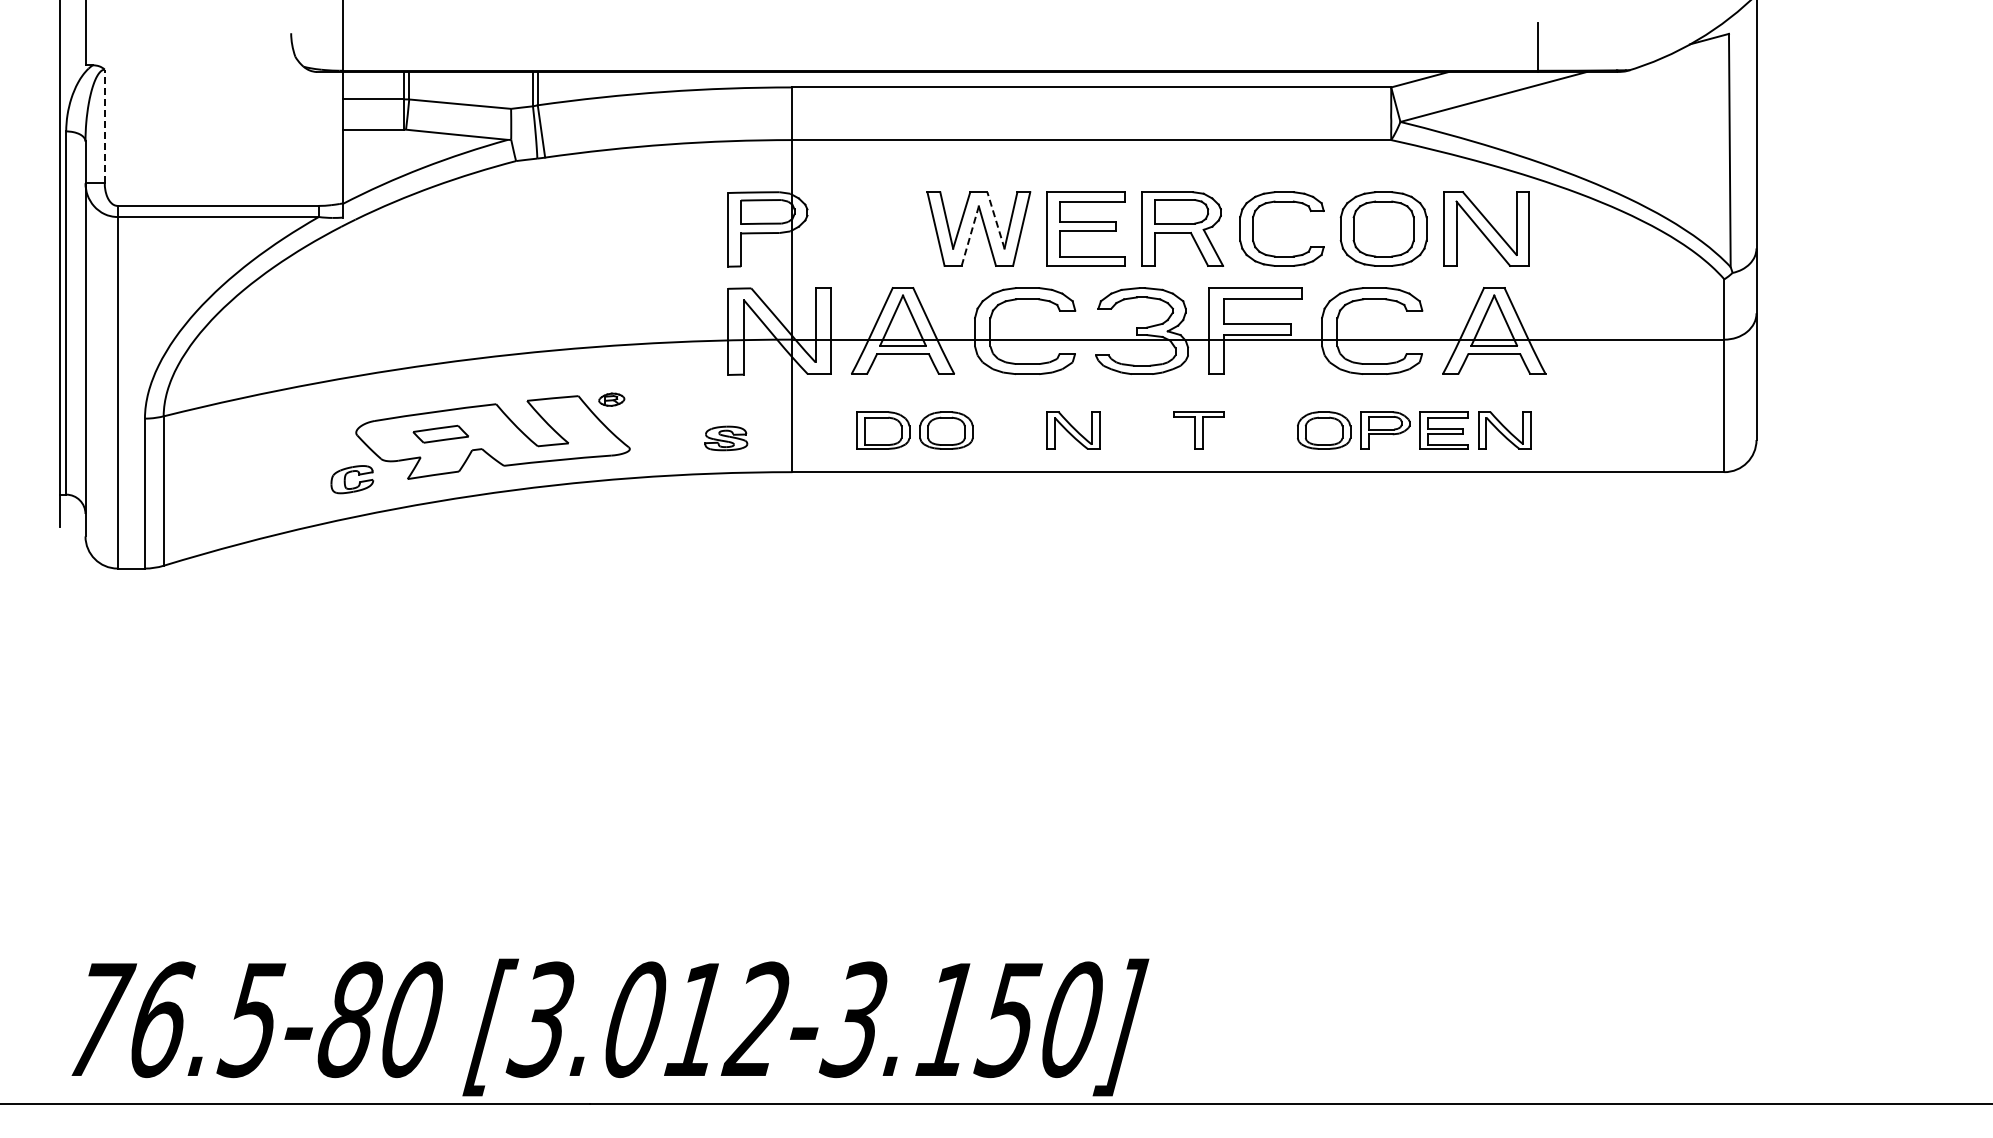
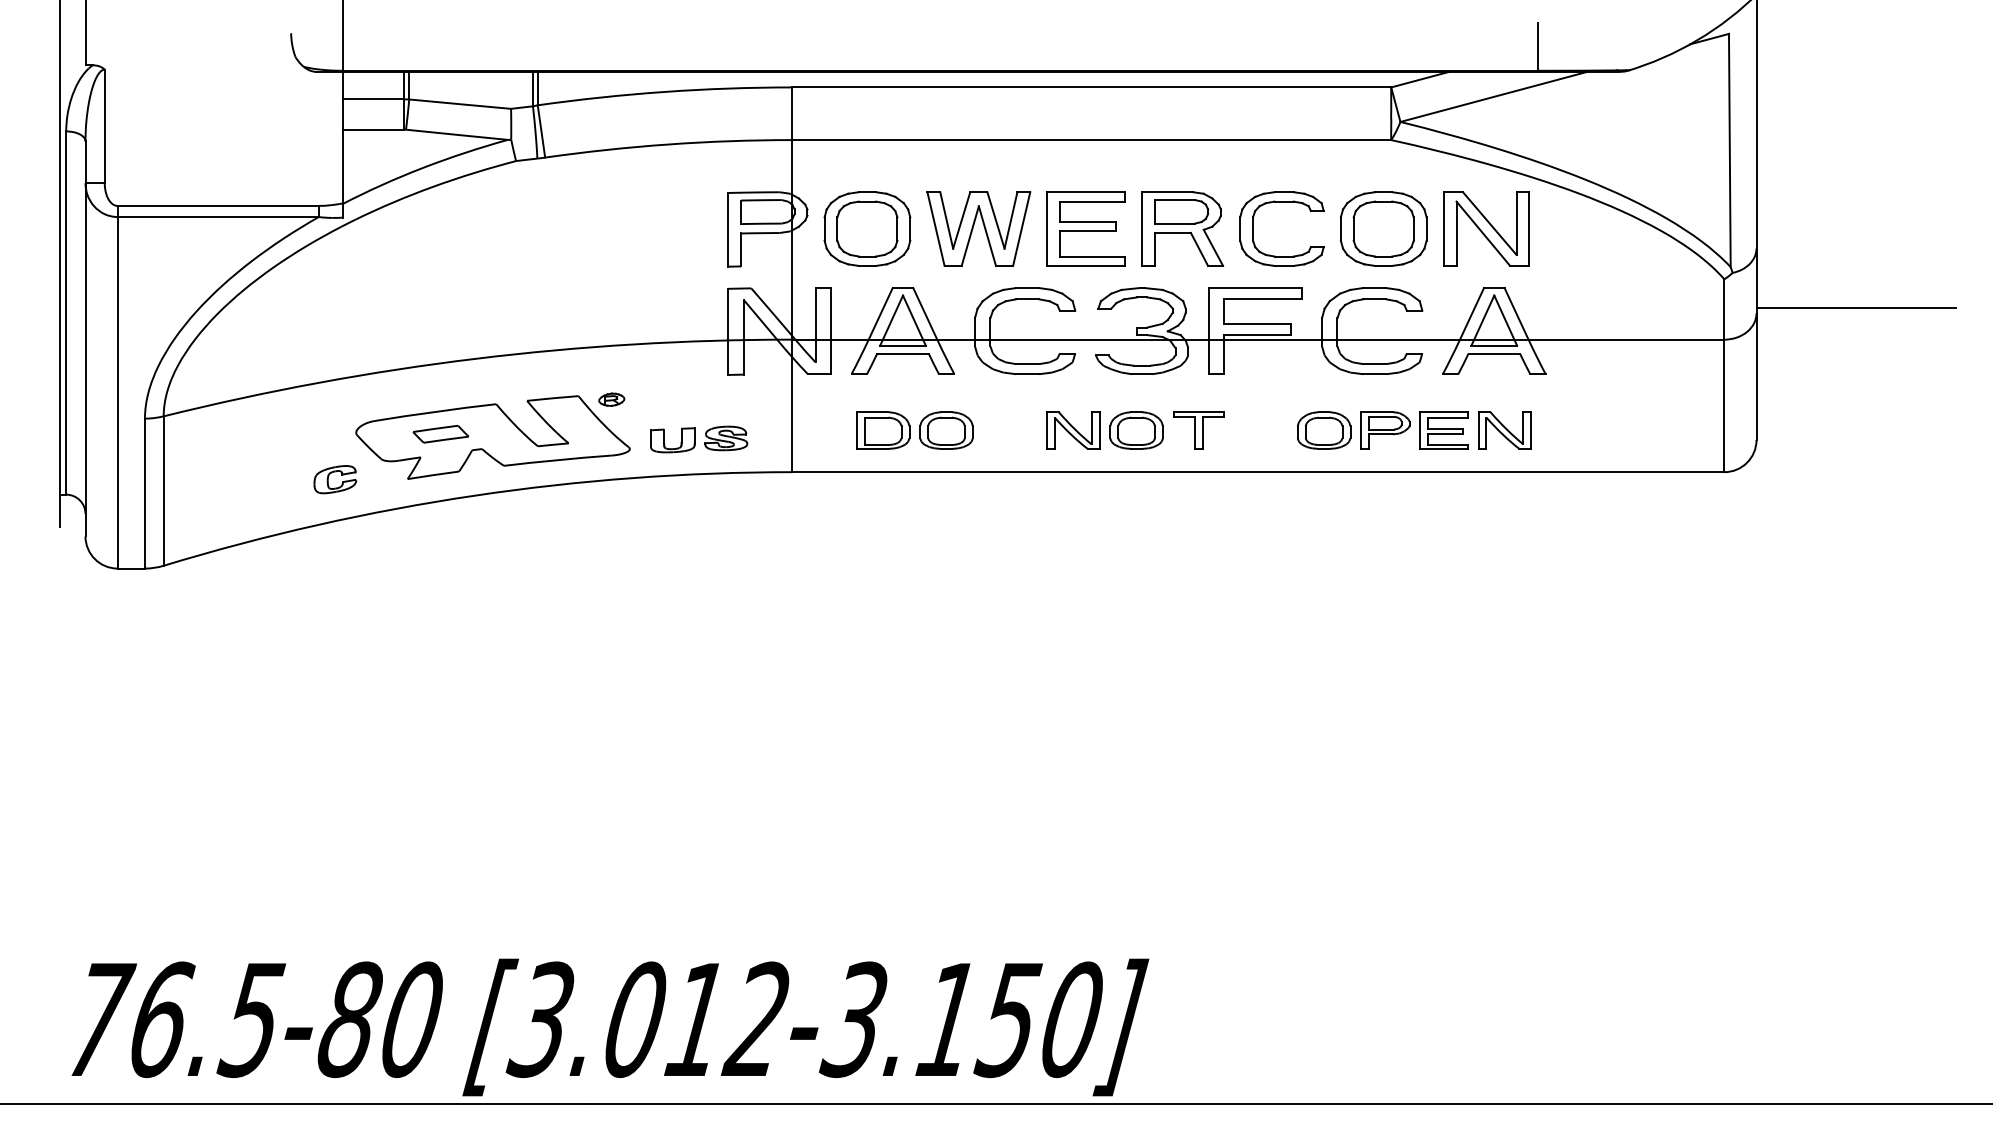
line: dashed -> solid (104, 126)
line: dashed -> solid (995, 220)
part: none -> present (867, 228)
line: dashed -> solid (970, 235)
line: none -> present (1855, 308)
part: none -> present (1136, 430)
part: none -> present (665, 443)
part position: (349, 473) -> (332, 473) (332, 473)
